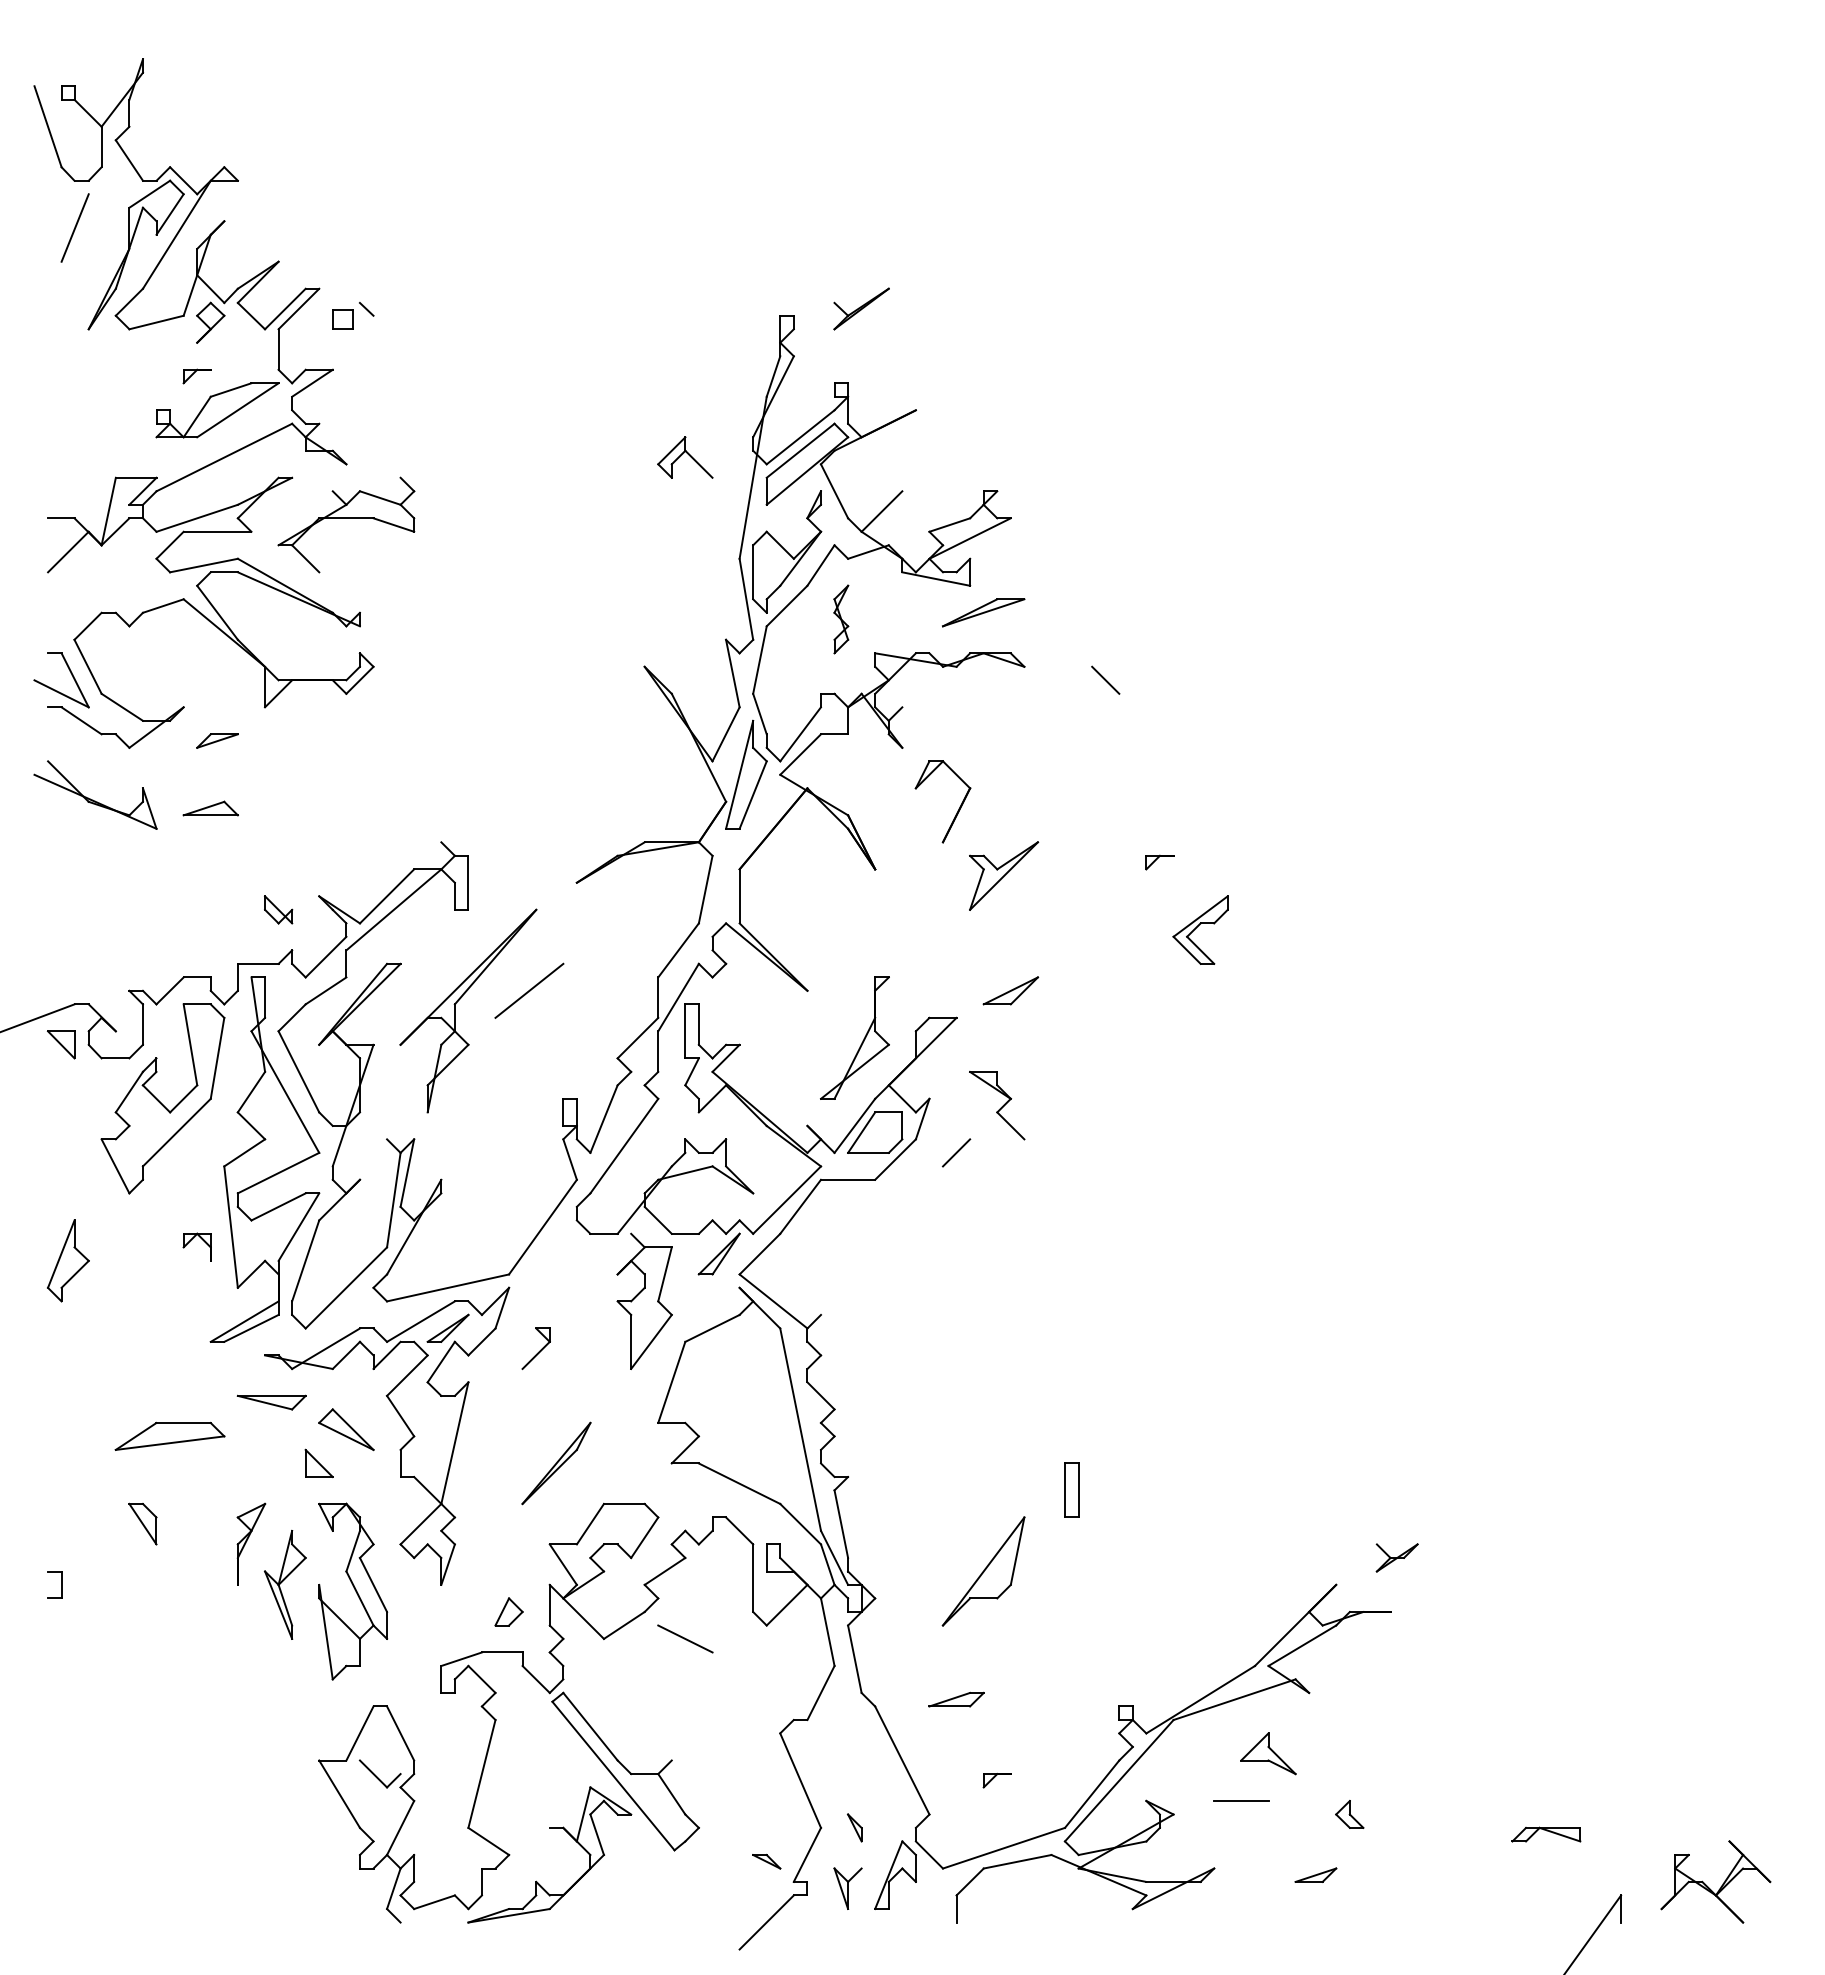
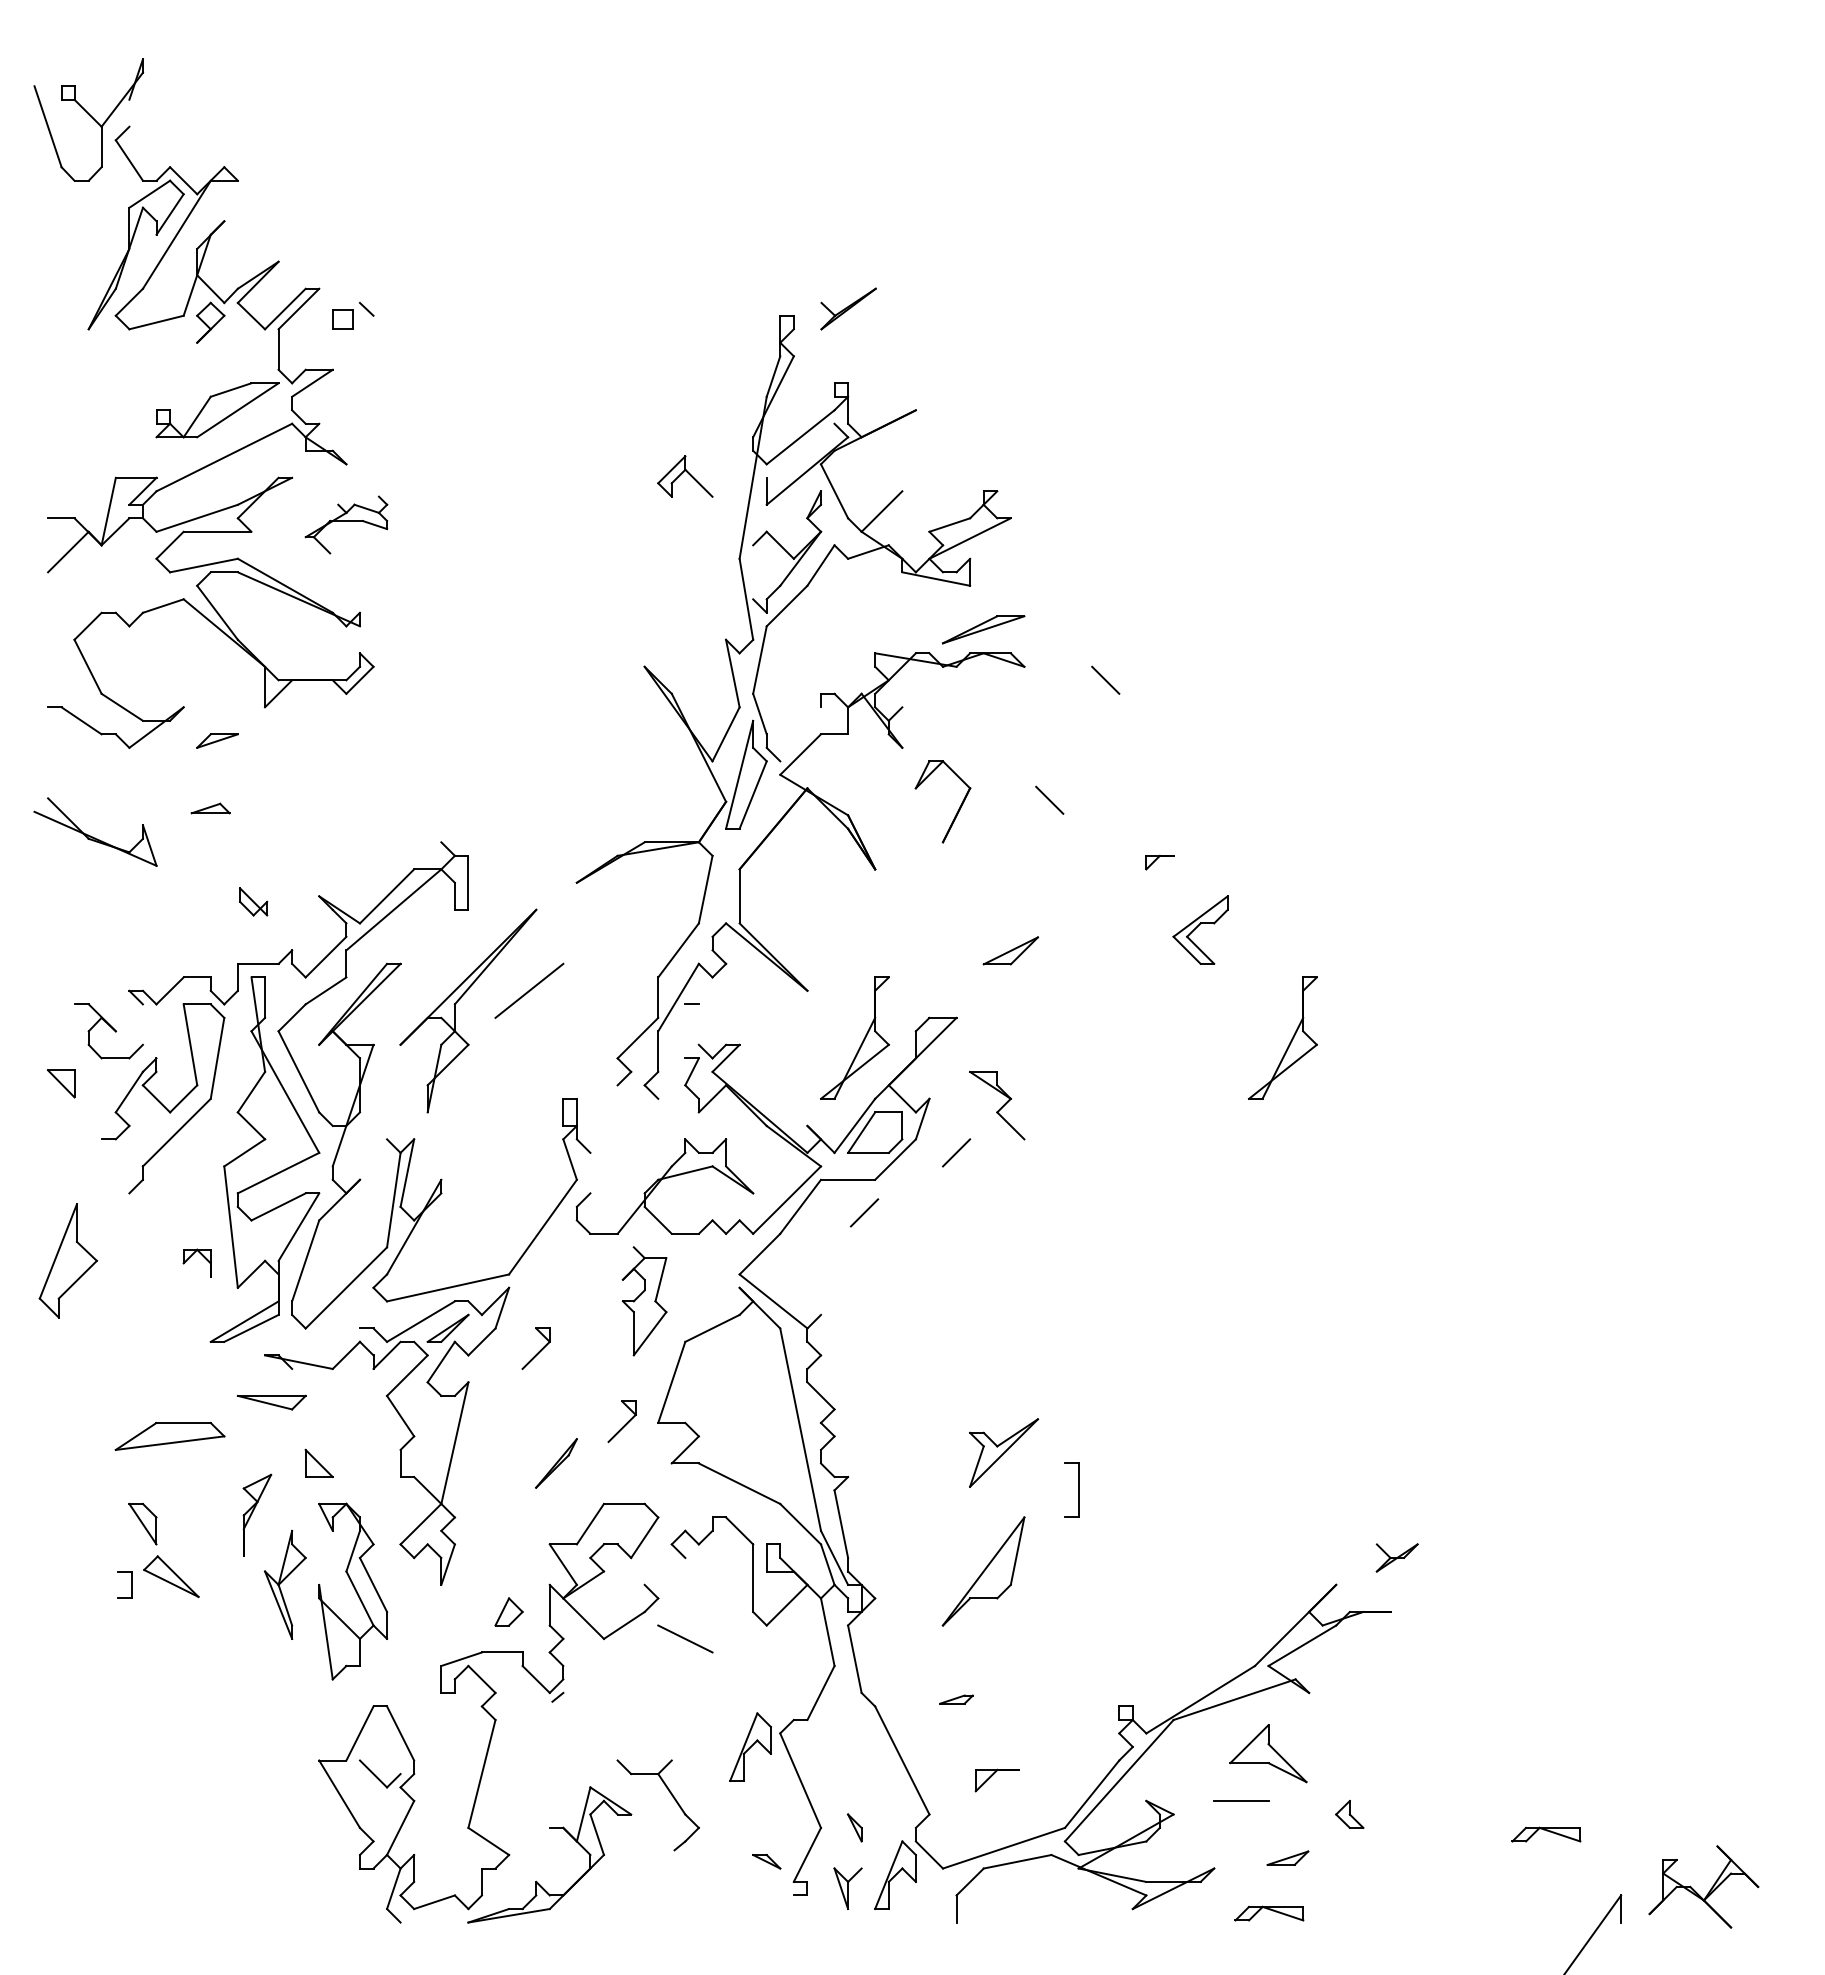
line: present -> none (129, 112)
line: present -> none (74, 227)
part position: (861, 308) -> (848, 308) (848, 308)
part: present -> none (196, 376)
line: present -> none (800, 450)
part position: (685, 457) -> (685, 476) (685, 476)
part size: 139x98 px -> 85x60 px (346, 524)
line: present -> none (753, 572)
part position: (983, 612) -> (983, 629) (983, 629)
part: present -> none (841, 619)
part: present -> none (57, 690)
line: present -> none (800, 734)
part position: (95, 794) -> (95, 831) (95, 831)
line: none -> present (1049, 799)
part size: 57x17 px -> 41x13 px (210, 808)
part position: (1004, 875) -> (1004, 1452) (1004, 1452)
part position: (278, 909) -> (253, 901) (253, 901)
part position: (1010, 990) -> (1010, 950) (1010, 950)
line: present -> none (38, 1017)
line: present -> none (142, 1024)
line: present -> none (698, 1024)
line: present -> none (685, 1031)
part: none -> present (1290, 1040)
part position: (61, 1044) -> (61, 1083) (61, 1083)
line: present -> none (603, 1118)
line: present -> none (624, 1145)
line: present -> none (115, 1166)
line: none -> present (864, 1212)
part position: (191, 1240) -> (191, 1256) (191, 1256)
part: present -> none (718, 1253)
part size: 43x84 px -> 60x116 px (67, 1260)
part size: 57x138 px -> 47x111 px (644, 1301)
line: present -> none (325, 1348)
part: none -> present (621, 1421)
part position: (346, 1429) -> (171, 1576) (171, 1576)
part size: 71x85 px -> 43x51 px (556, 1463)
line: present -> none (1064, 1490)
part position: (251, 1543) -> (257, 1514) (257, 1514)
line: present -> none (664, 1570)
part position: (61, 1584) -> (131, 1584) (131, 1584)
part size: 57x17 px -> 35x11 px (956, 1699)
line: present -> none (590, 1726)
part: none -> present (750, 1746)
part size: 57x44 px -> 79x60 px (1268, 1753)
line: present -> none (613, 1775)
part size: 30x16 px -> 46x25 px (996, 1780)
part position: (1315, 1874) -> (1287, 1857) (1287, 1857)
part position: (1720, 1886) -> (1708, 1891) (1708, 1891)
part: none -> present (1269, 1913)
line: present -> none (766, 1922)
